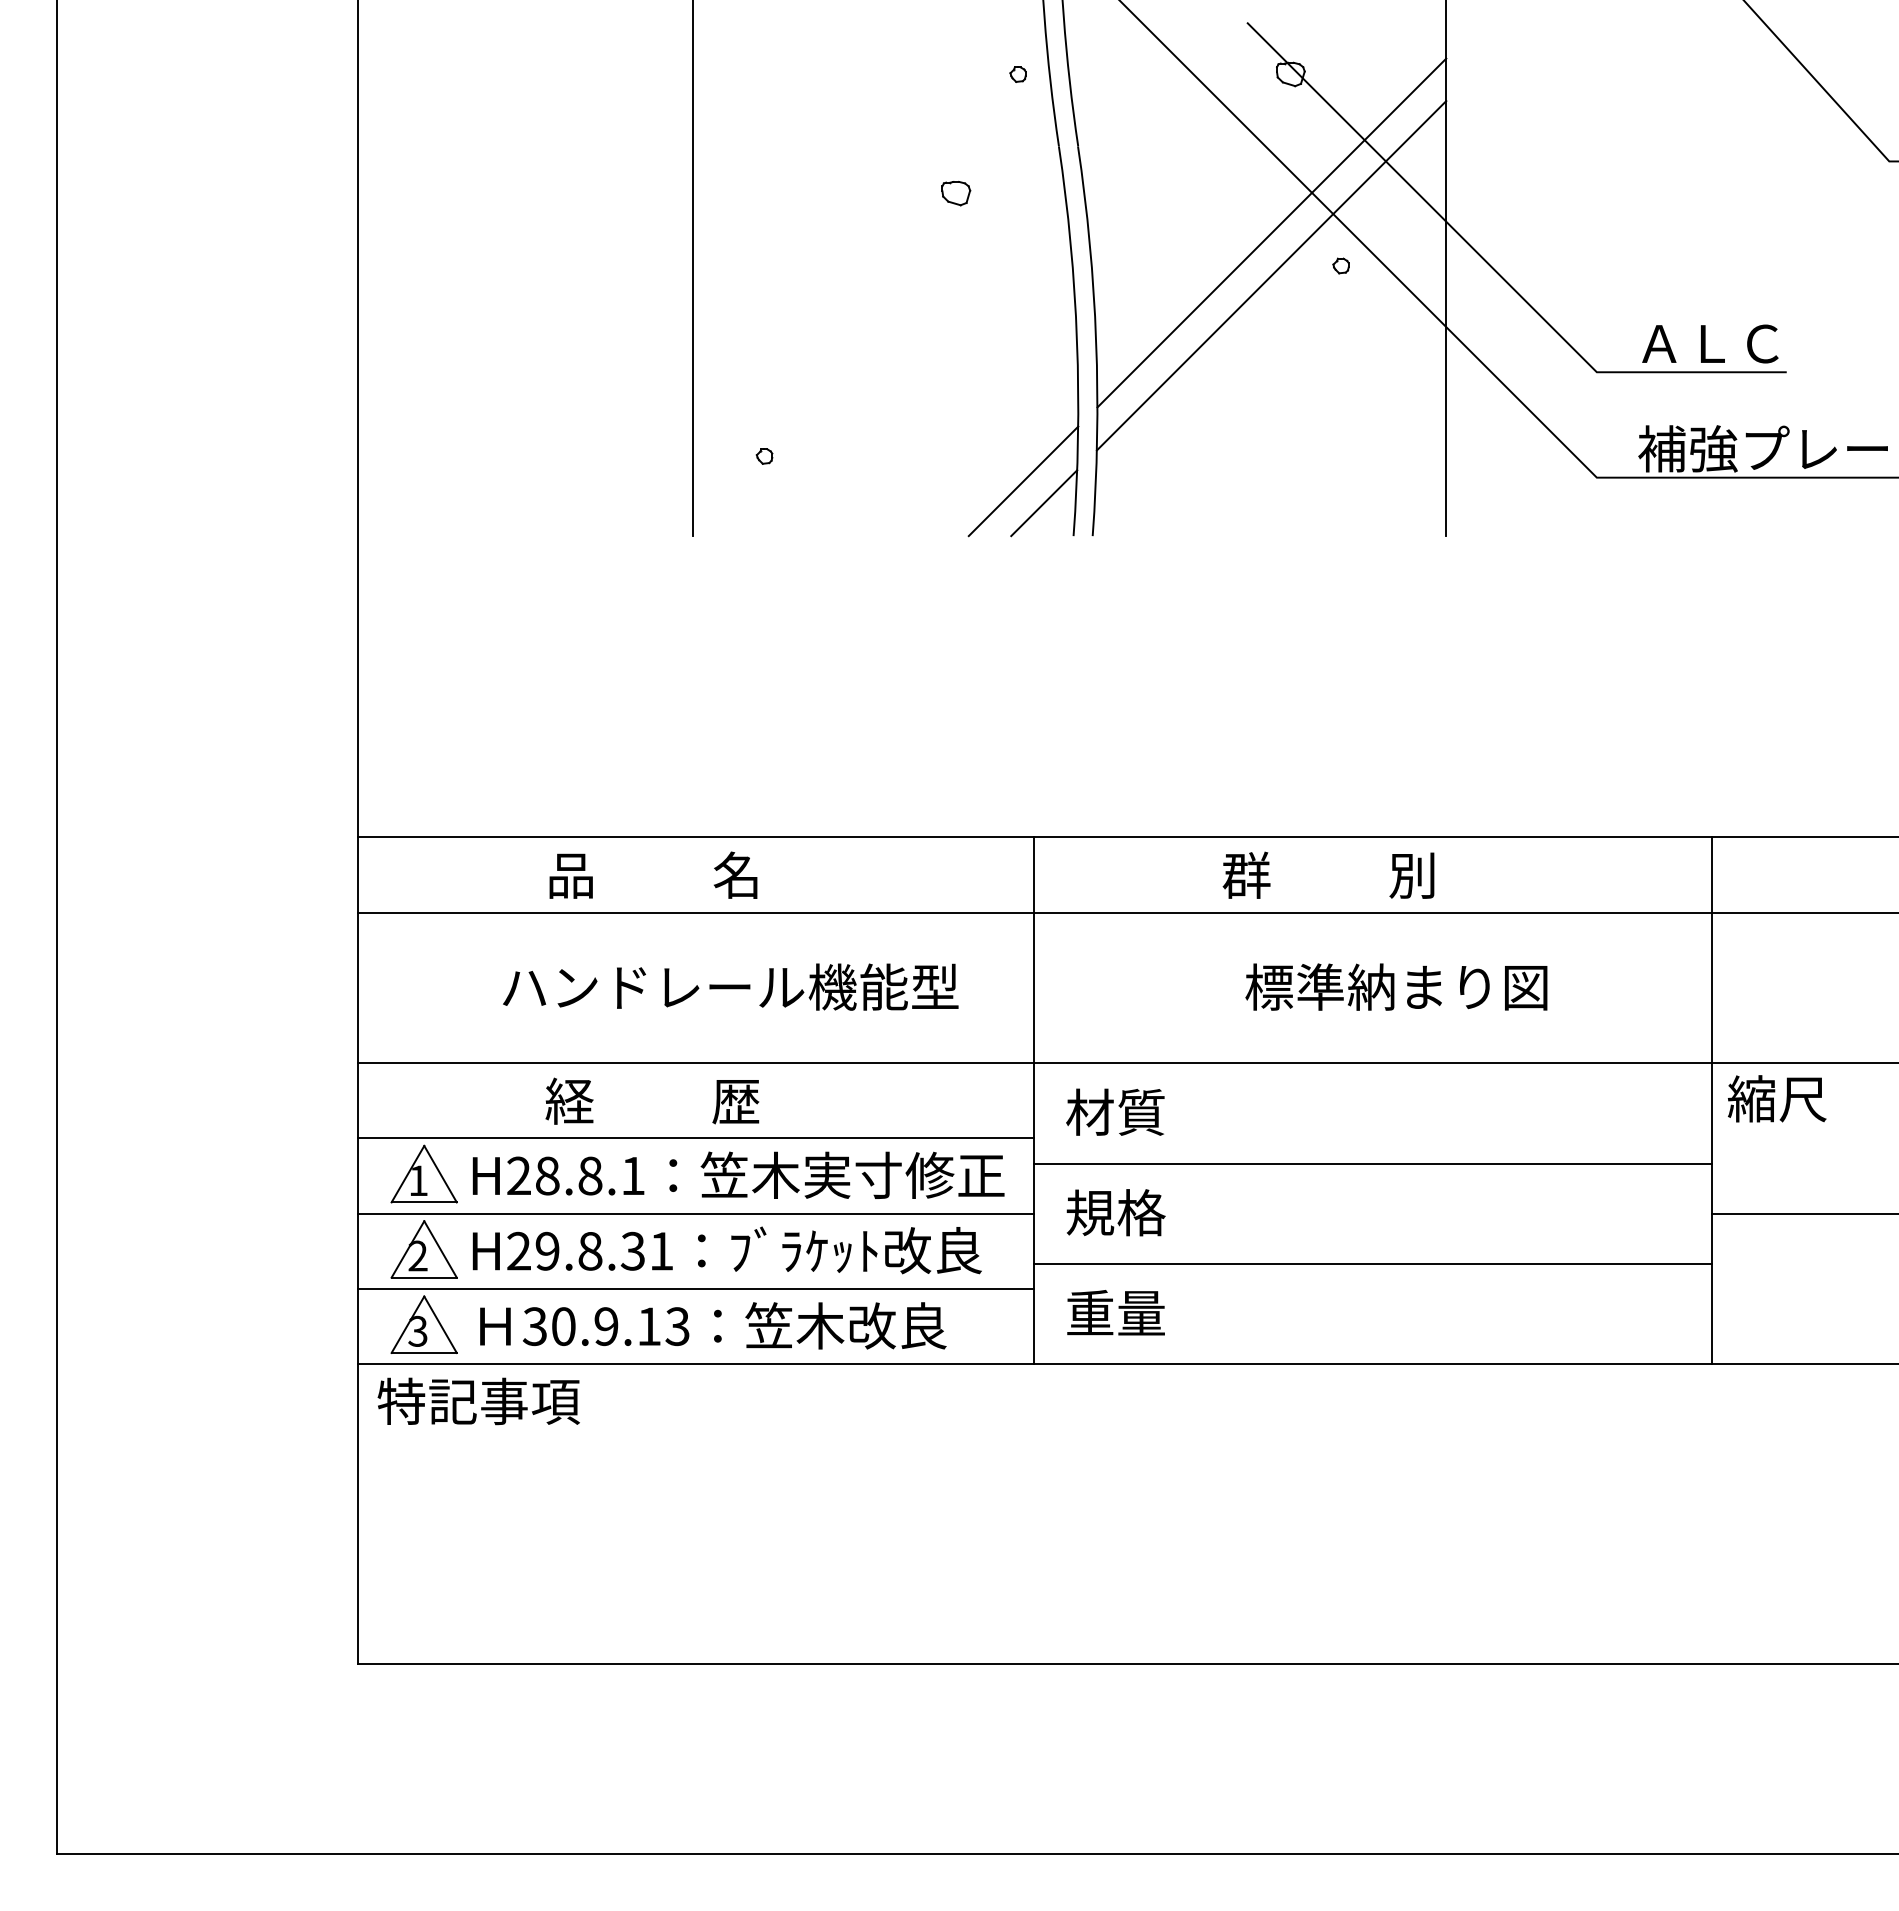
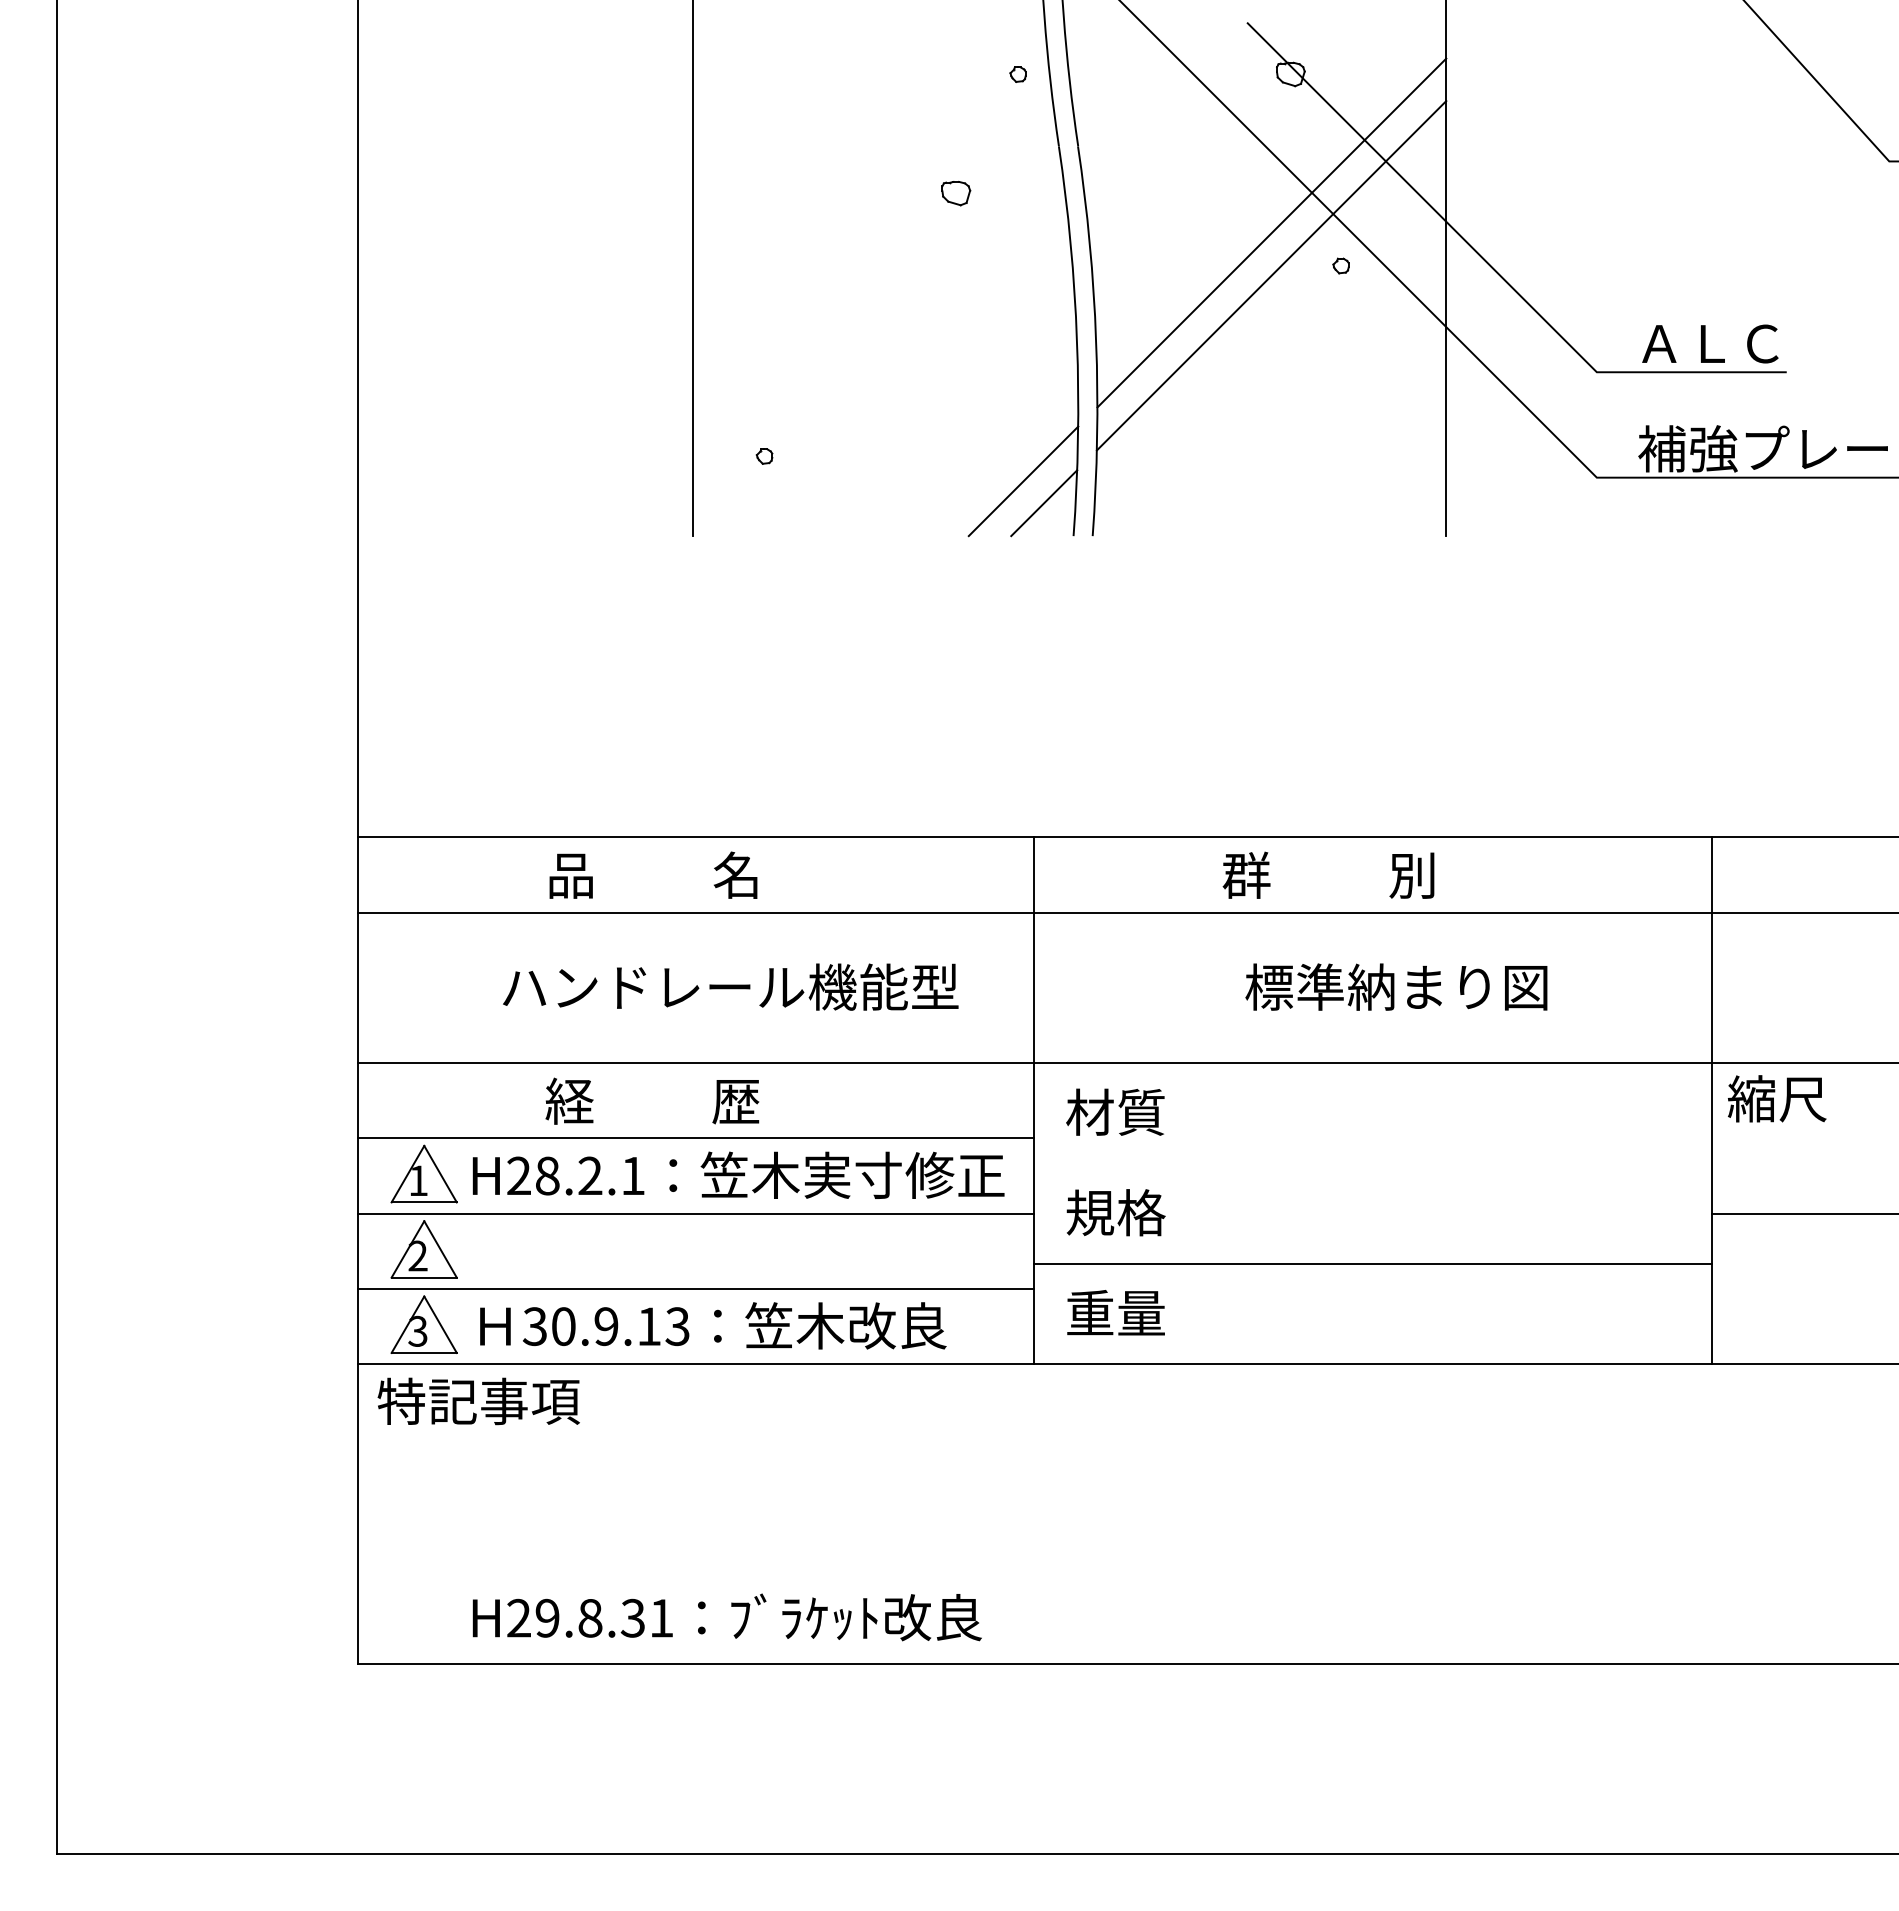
line: present -> none (1372, 1163)
text: H28.8.1 -> H28.2.1 (590, 1175)
text position: (726, 1250) -> (726, 1617) (726, 1617)
